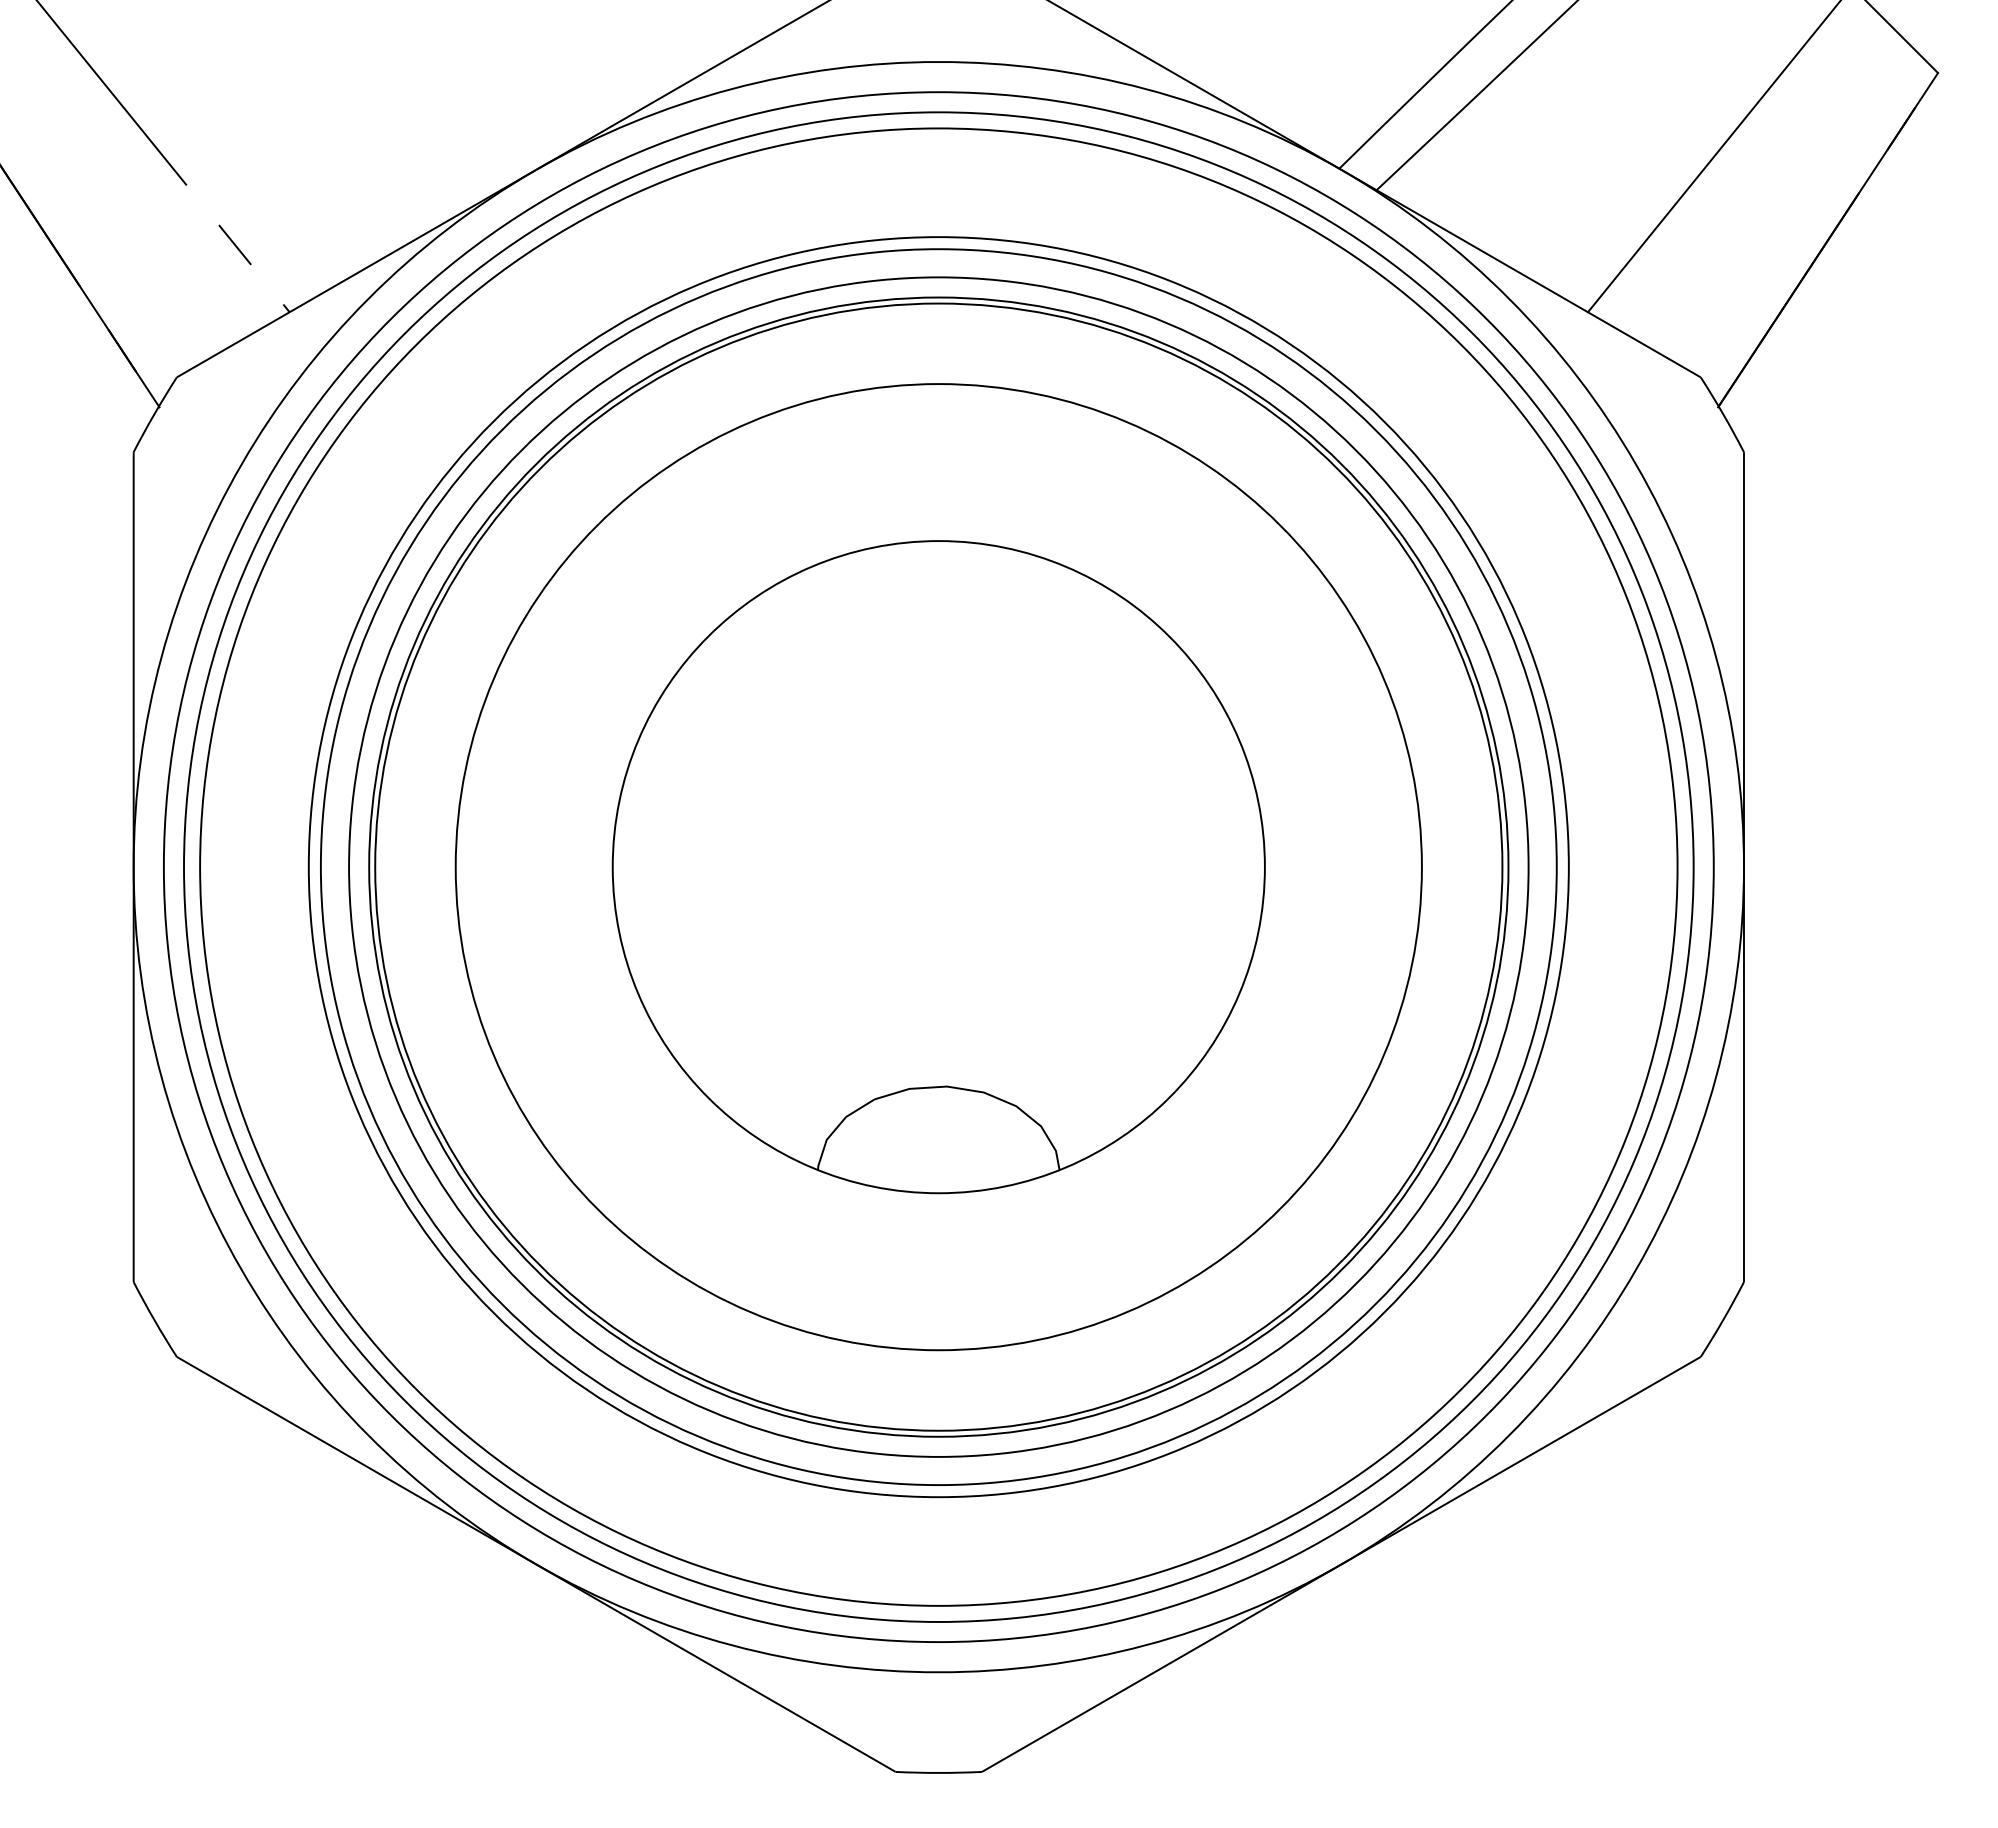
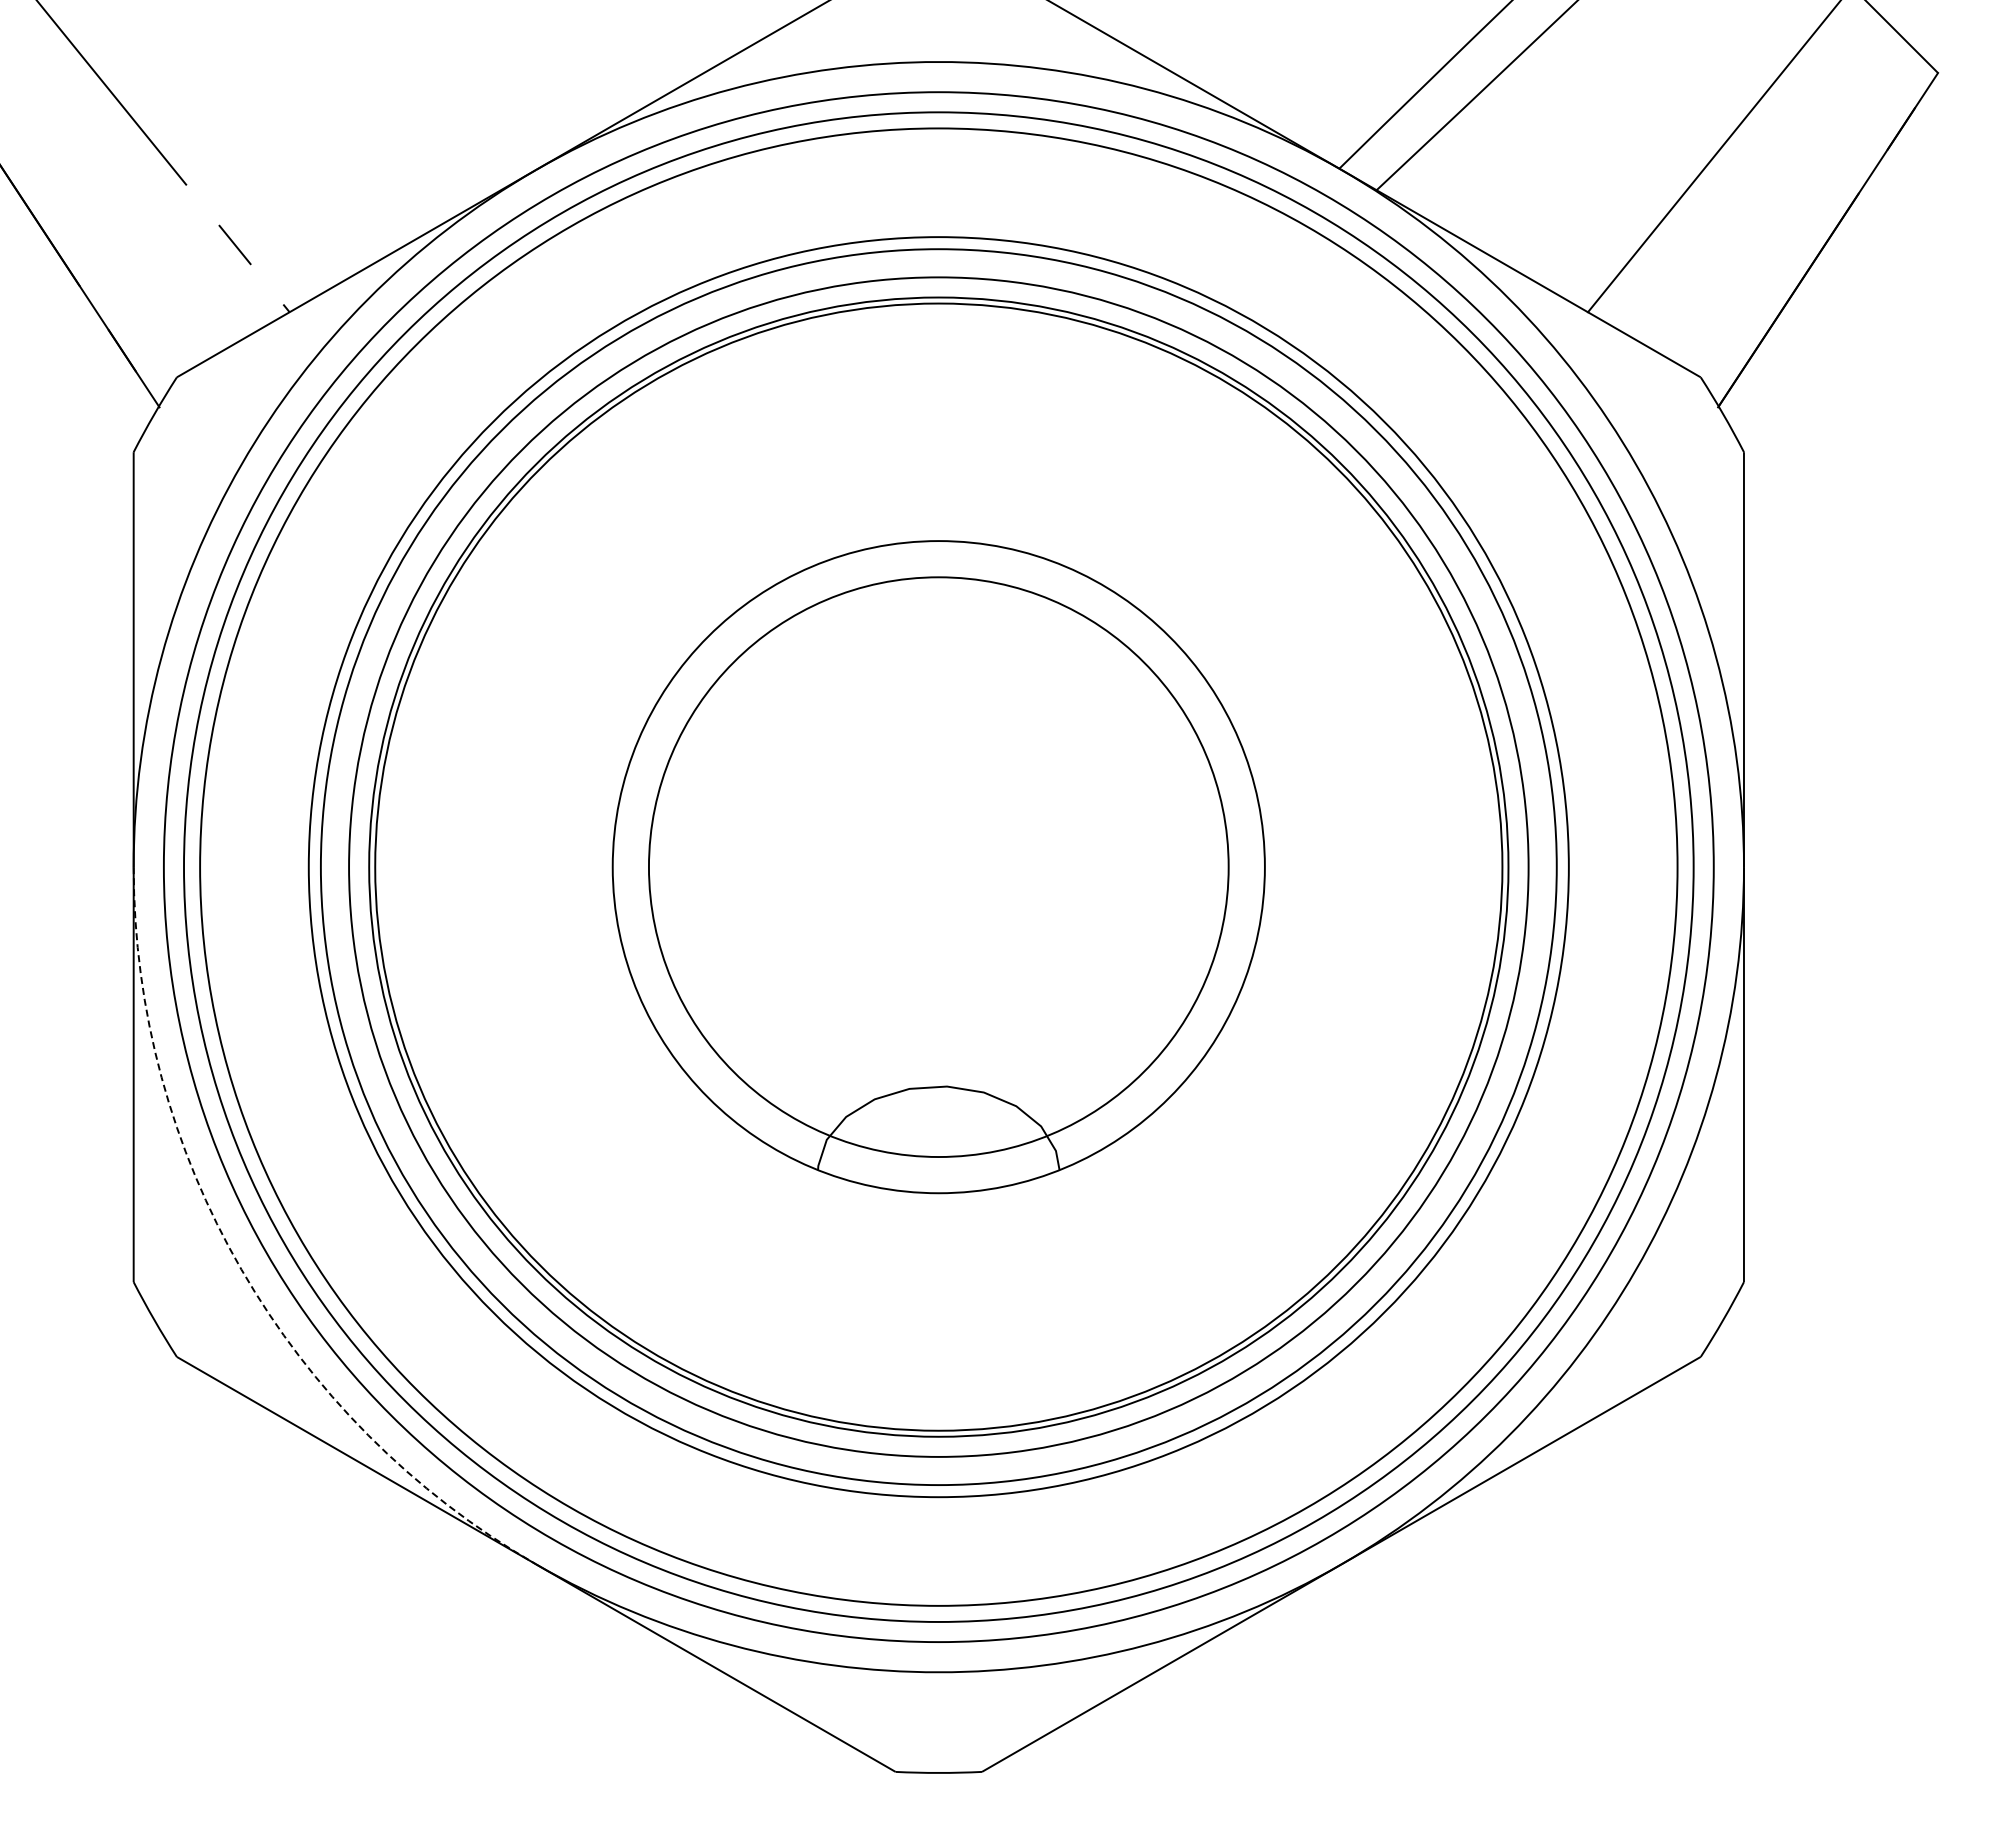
circle diameter: 966 px -> 580 px (938, 867)
arc: solid -> dashed (241, 1269)
